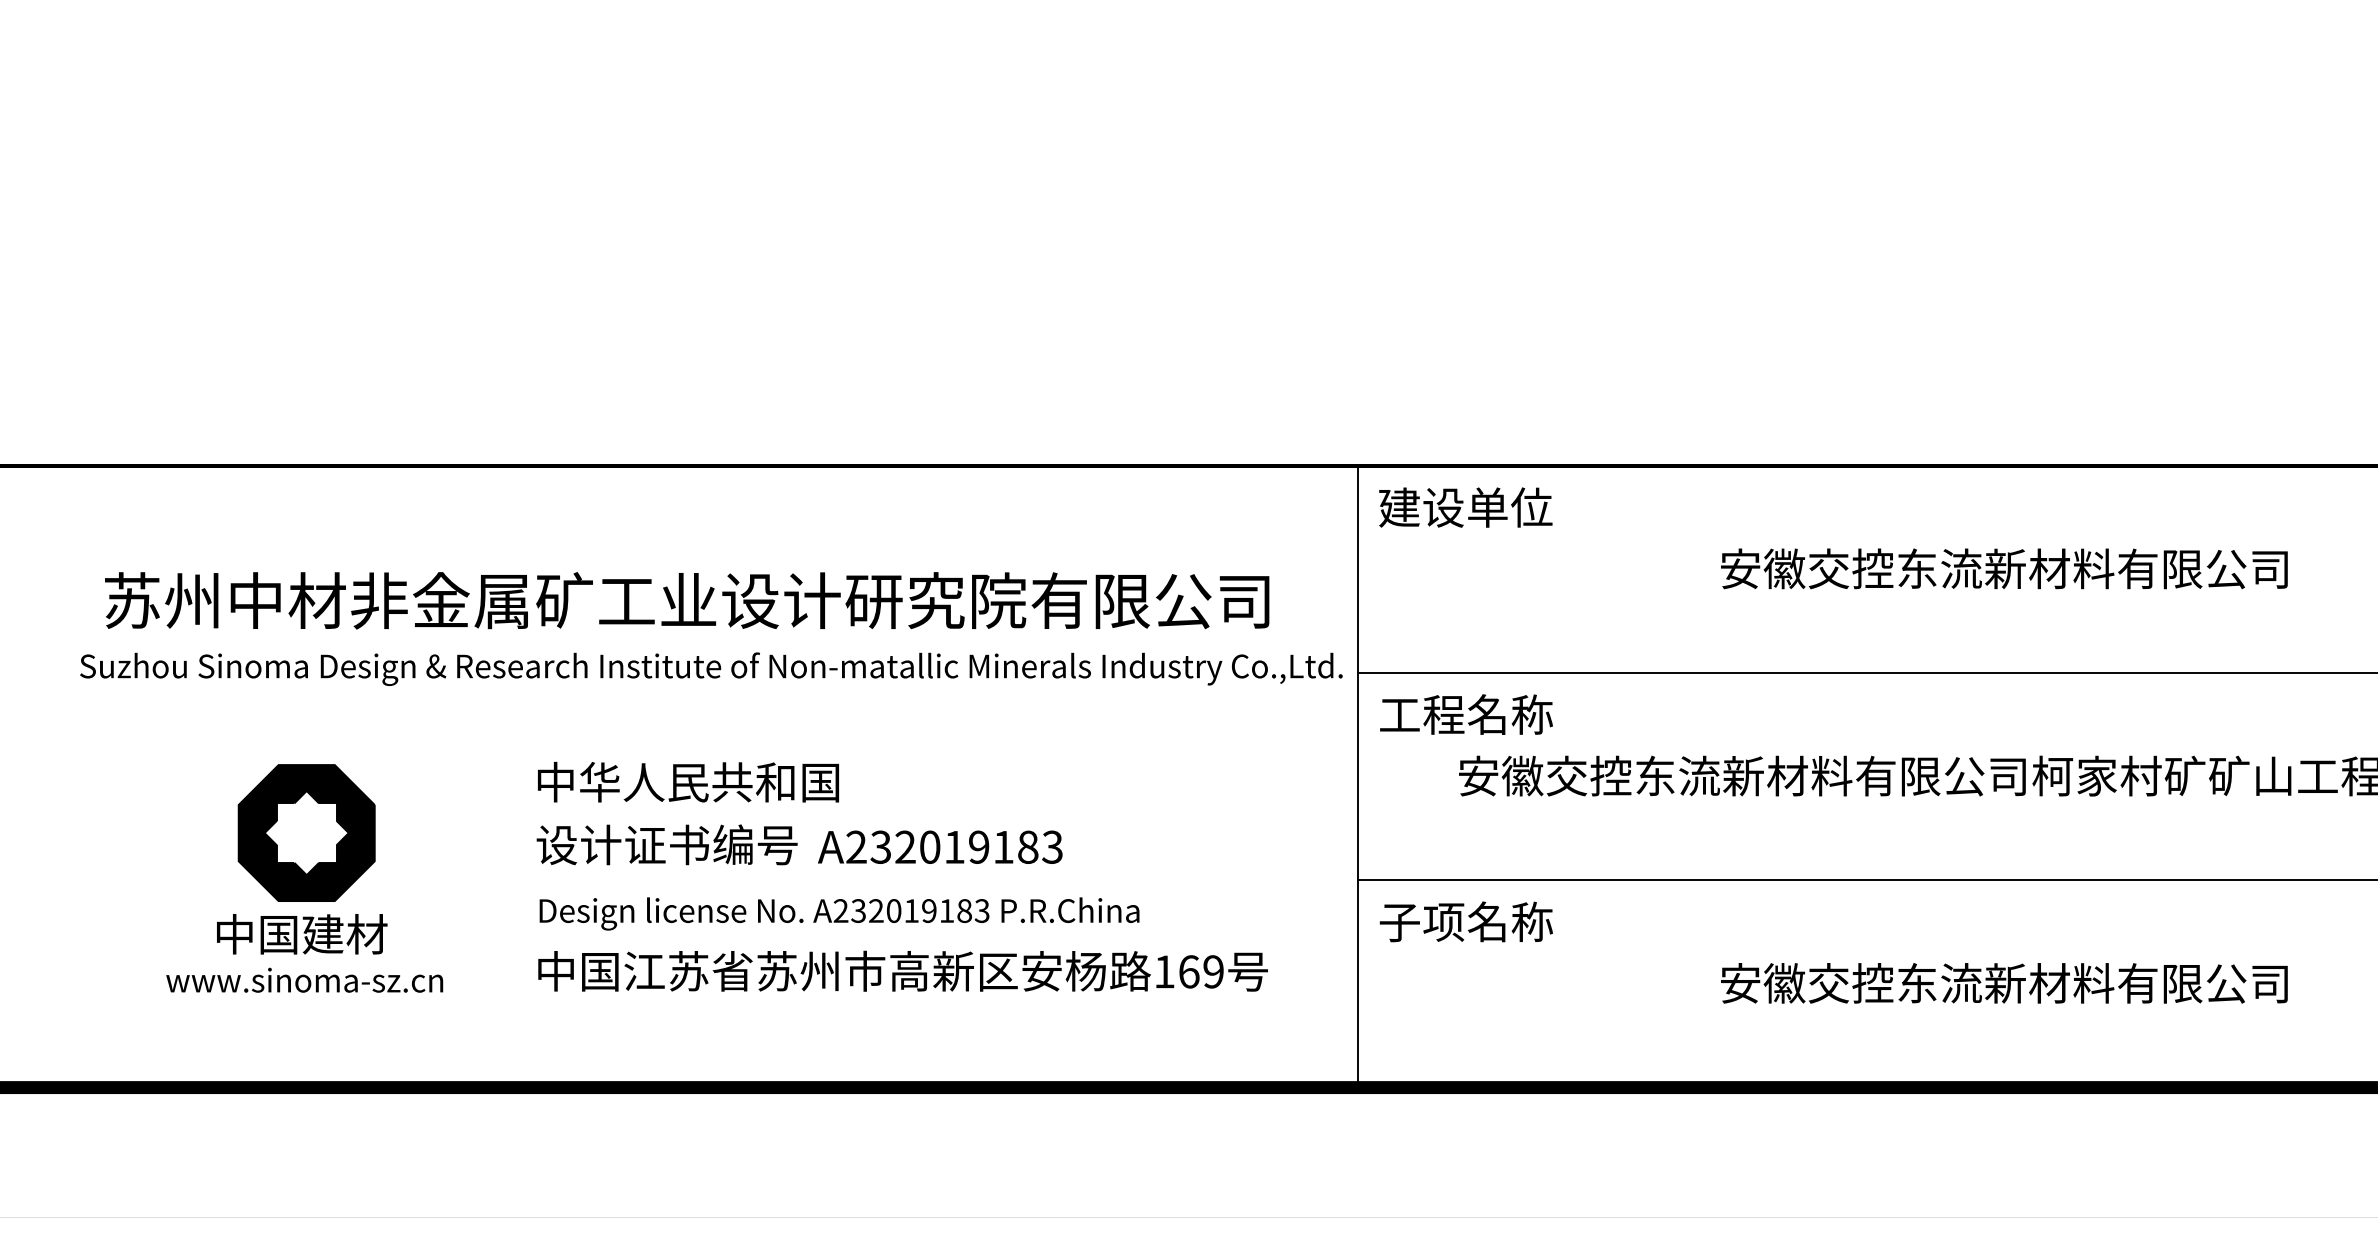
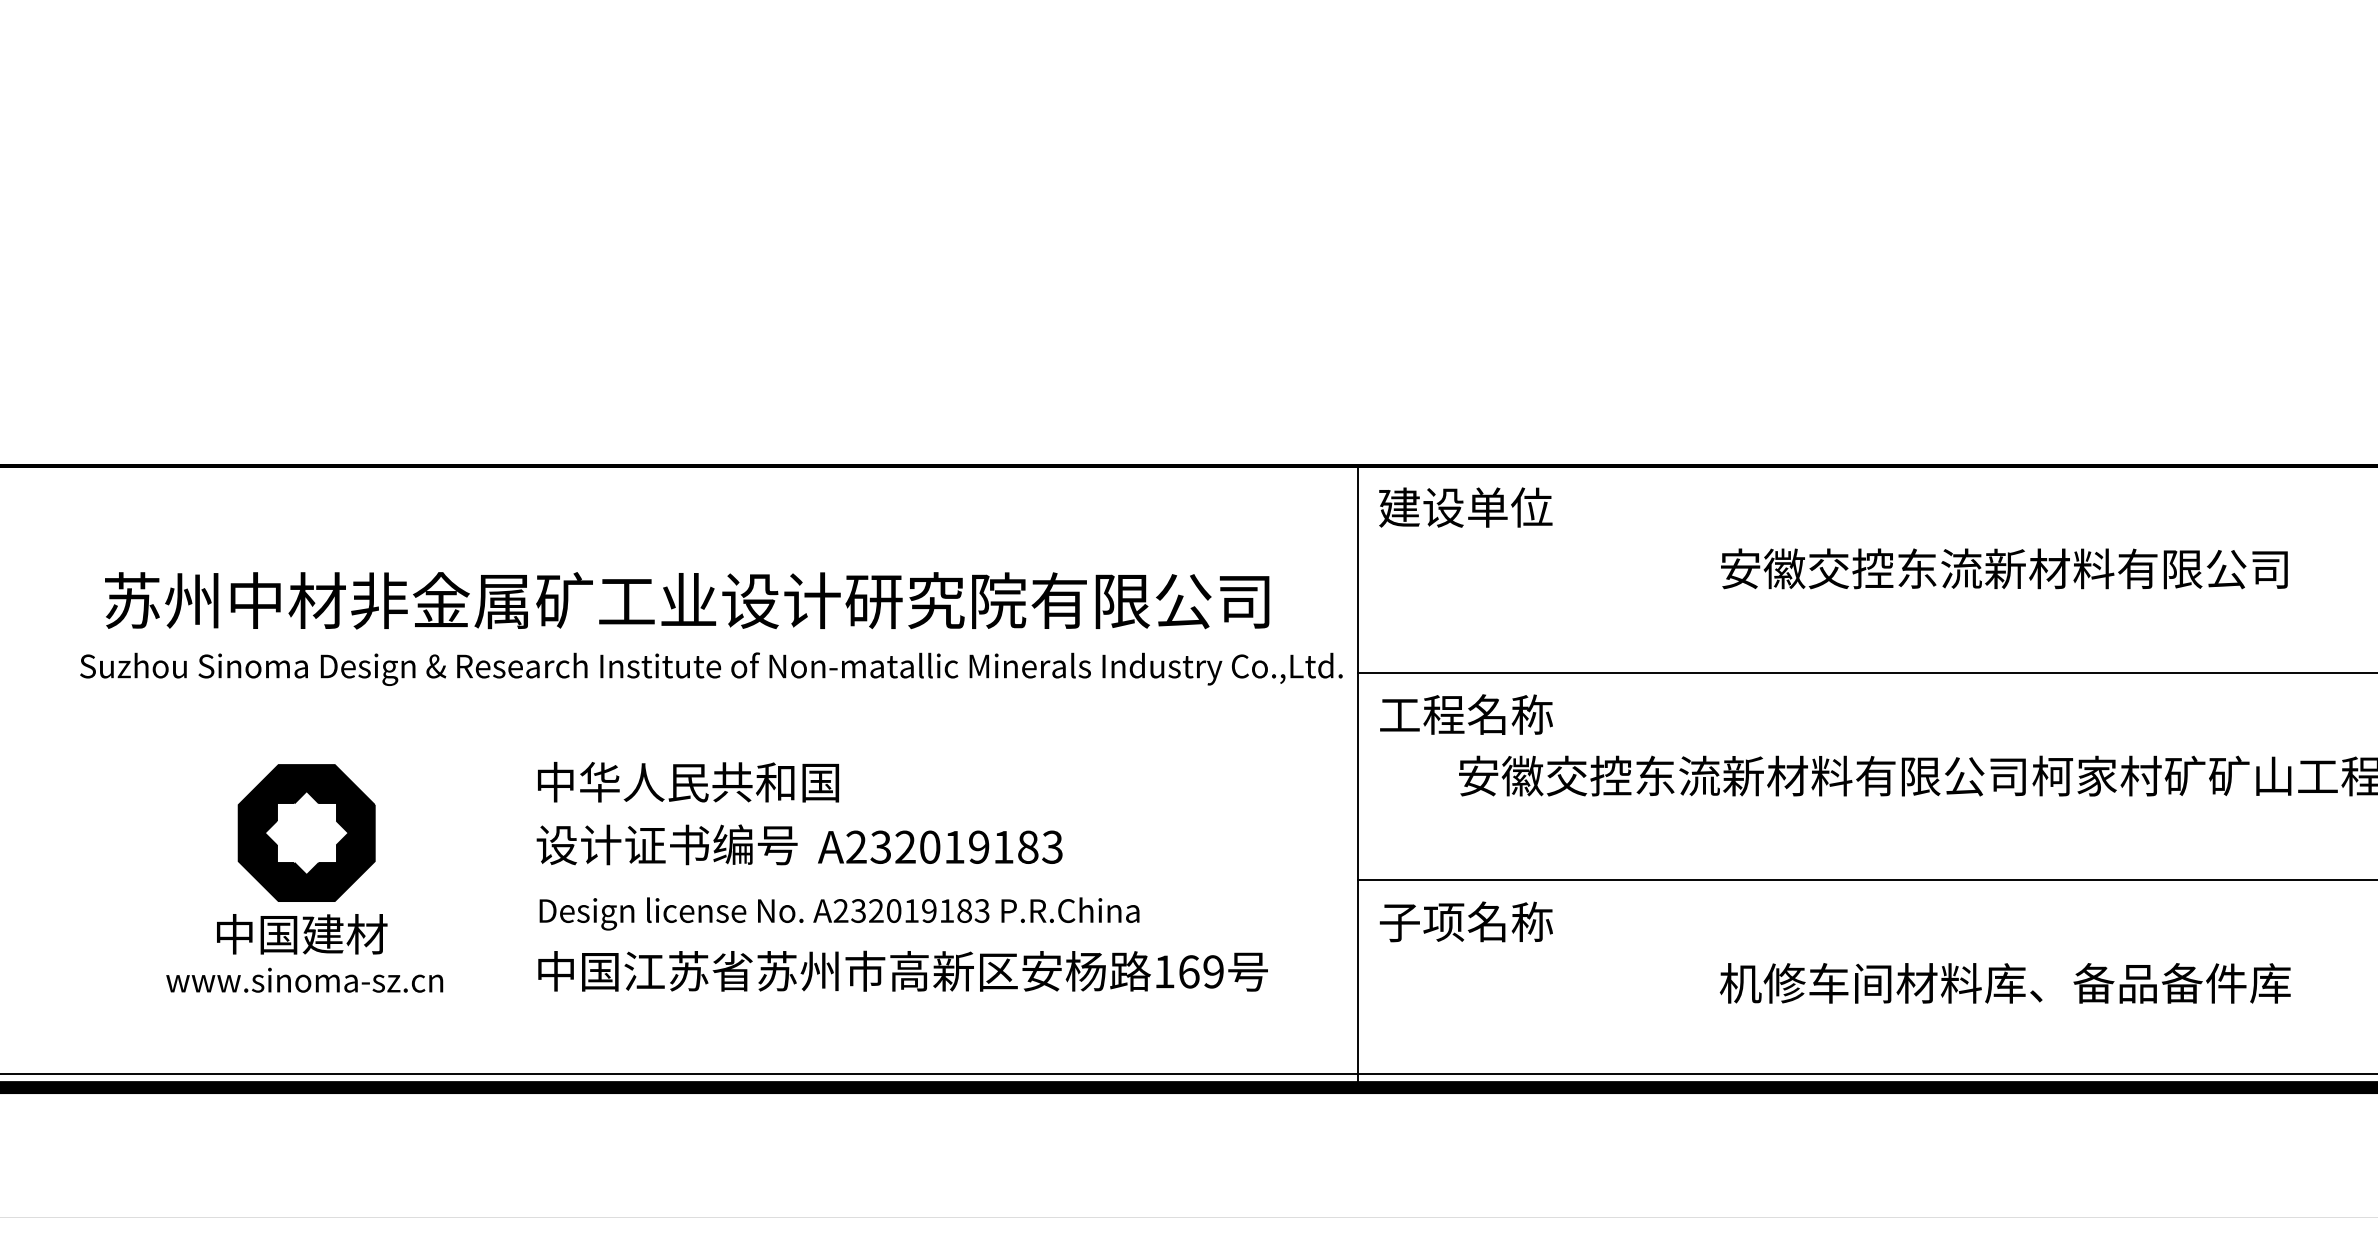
text: 安徽交控东流新材料有限公司 -> 机修车间材料库、备品备件库 (2004, 983)
line: none -> present (1188, 1074)
